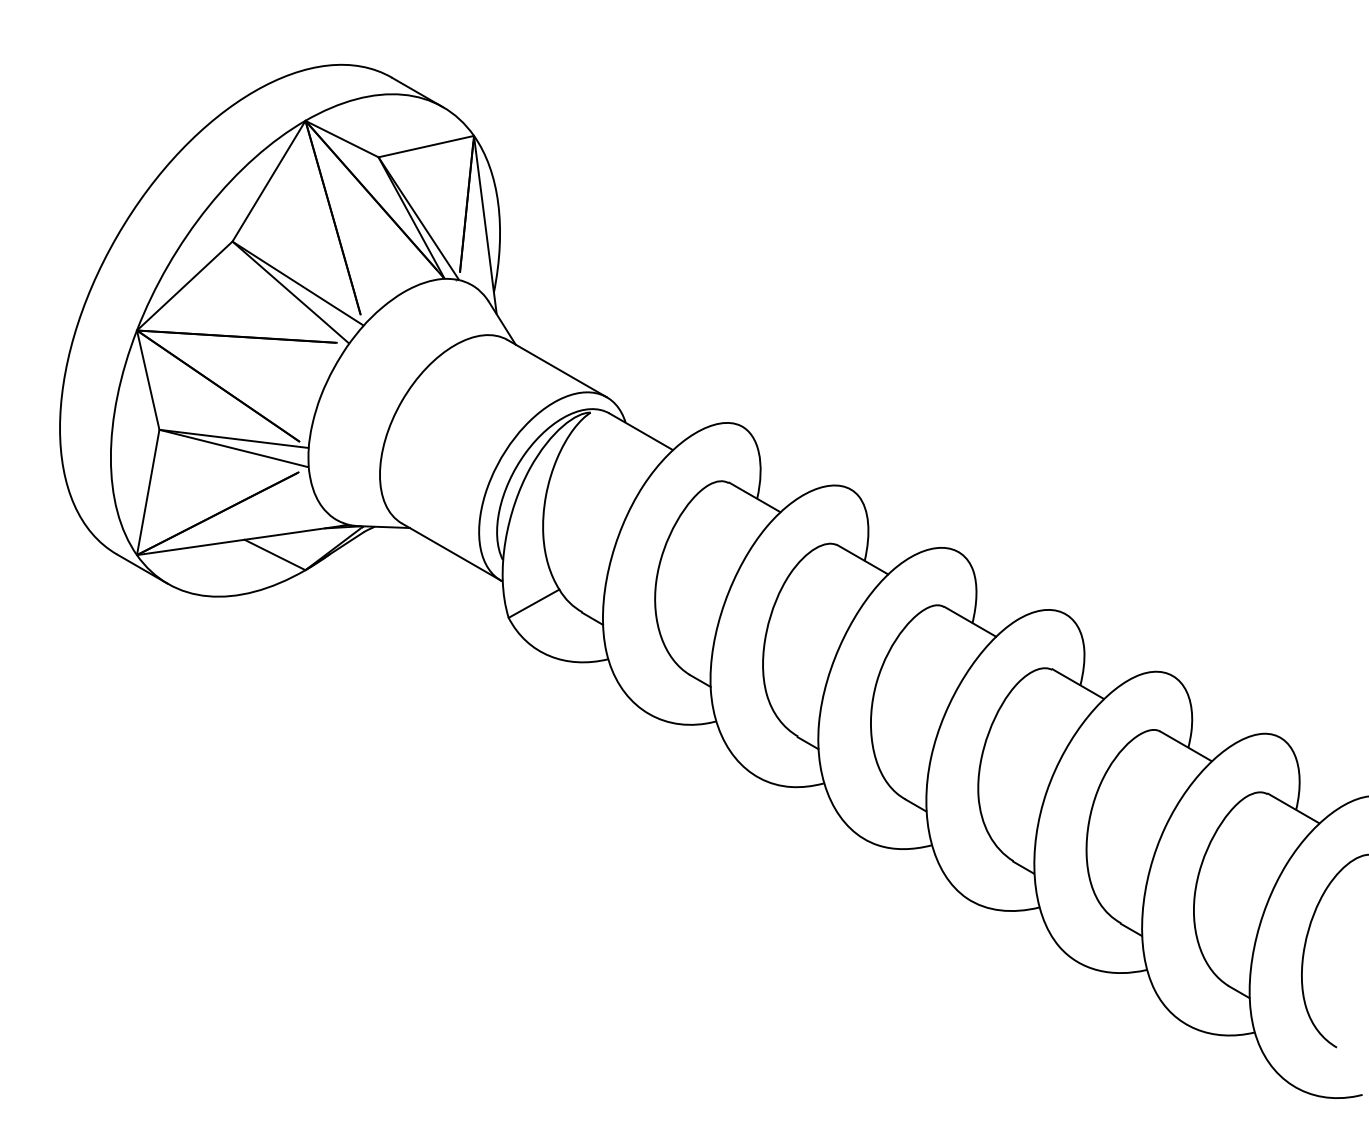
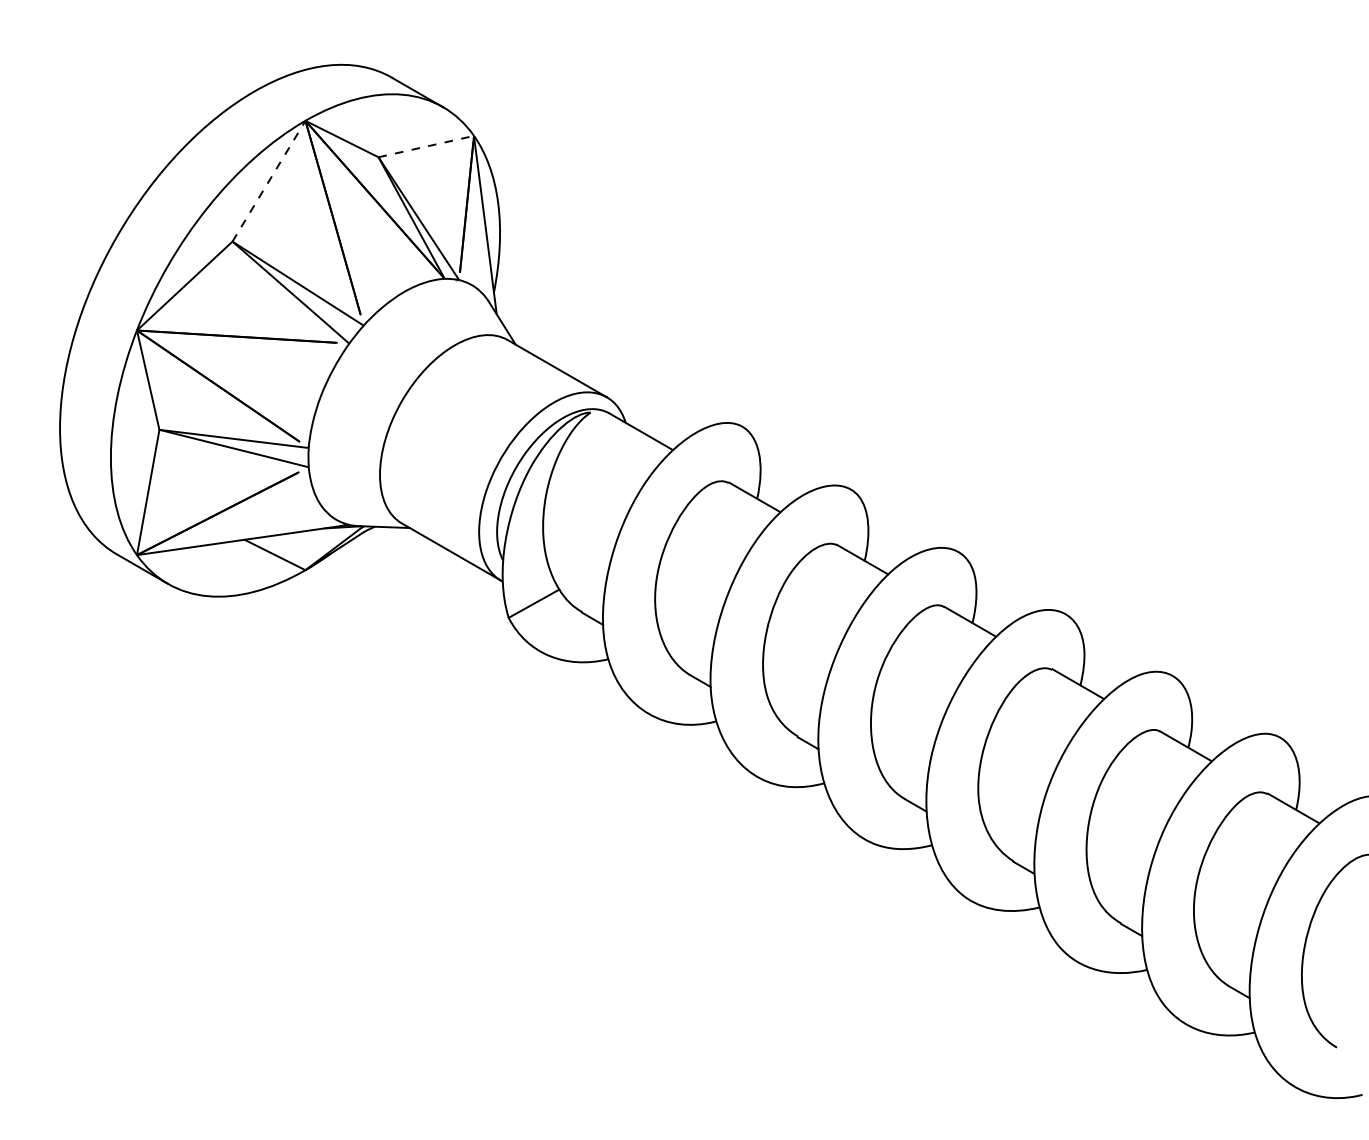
line: solid -> dashed (426, 146)
line: solid -> dashed (269, 181)
